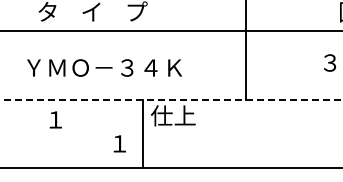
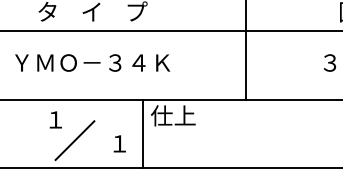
text position: (104, 67) -> (92, 62) (92, 62)
line: dashed -> solid (171, 99)
line: none -> present (74, 140)
